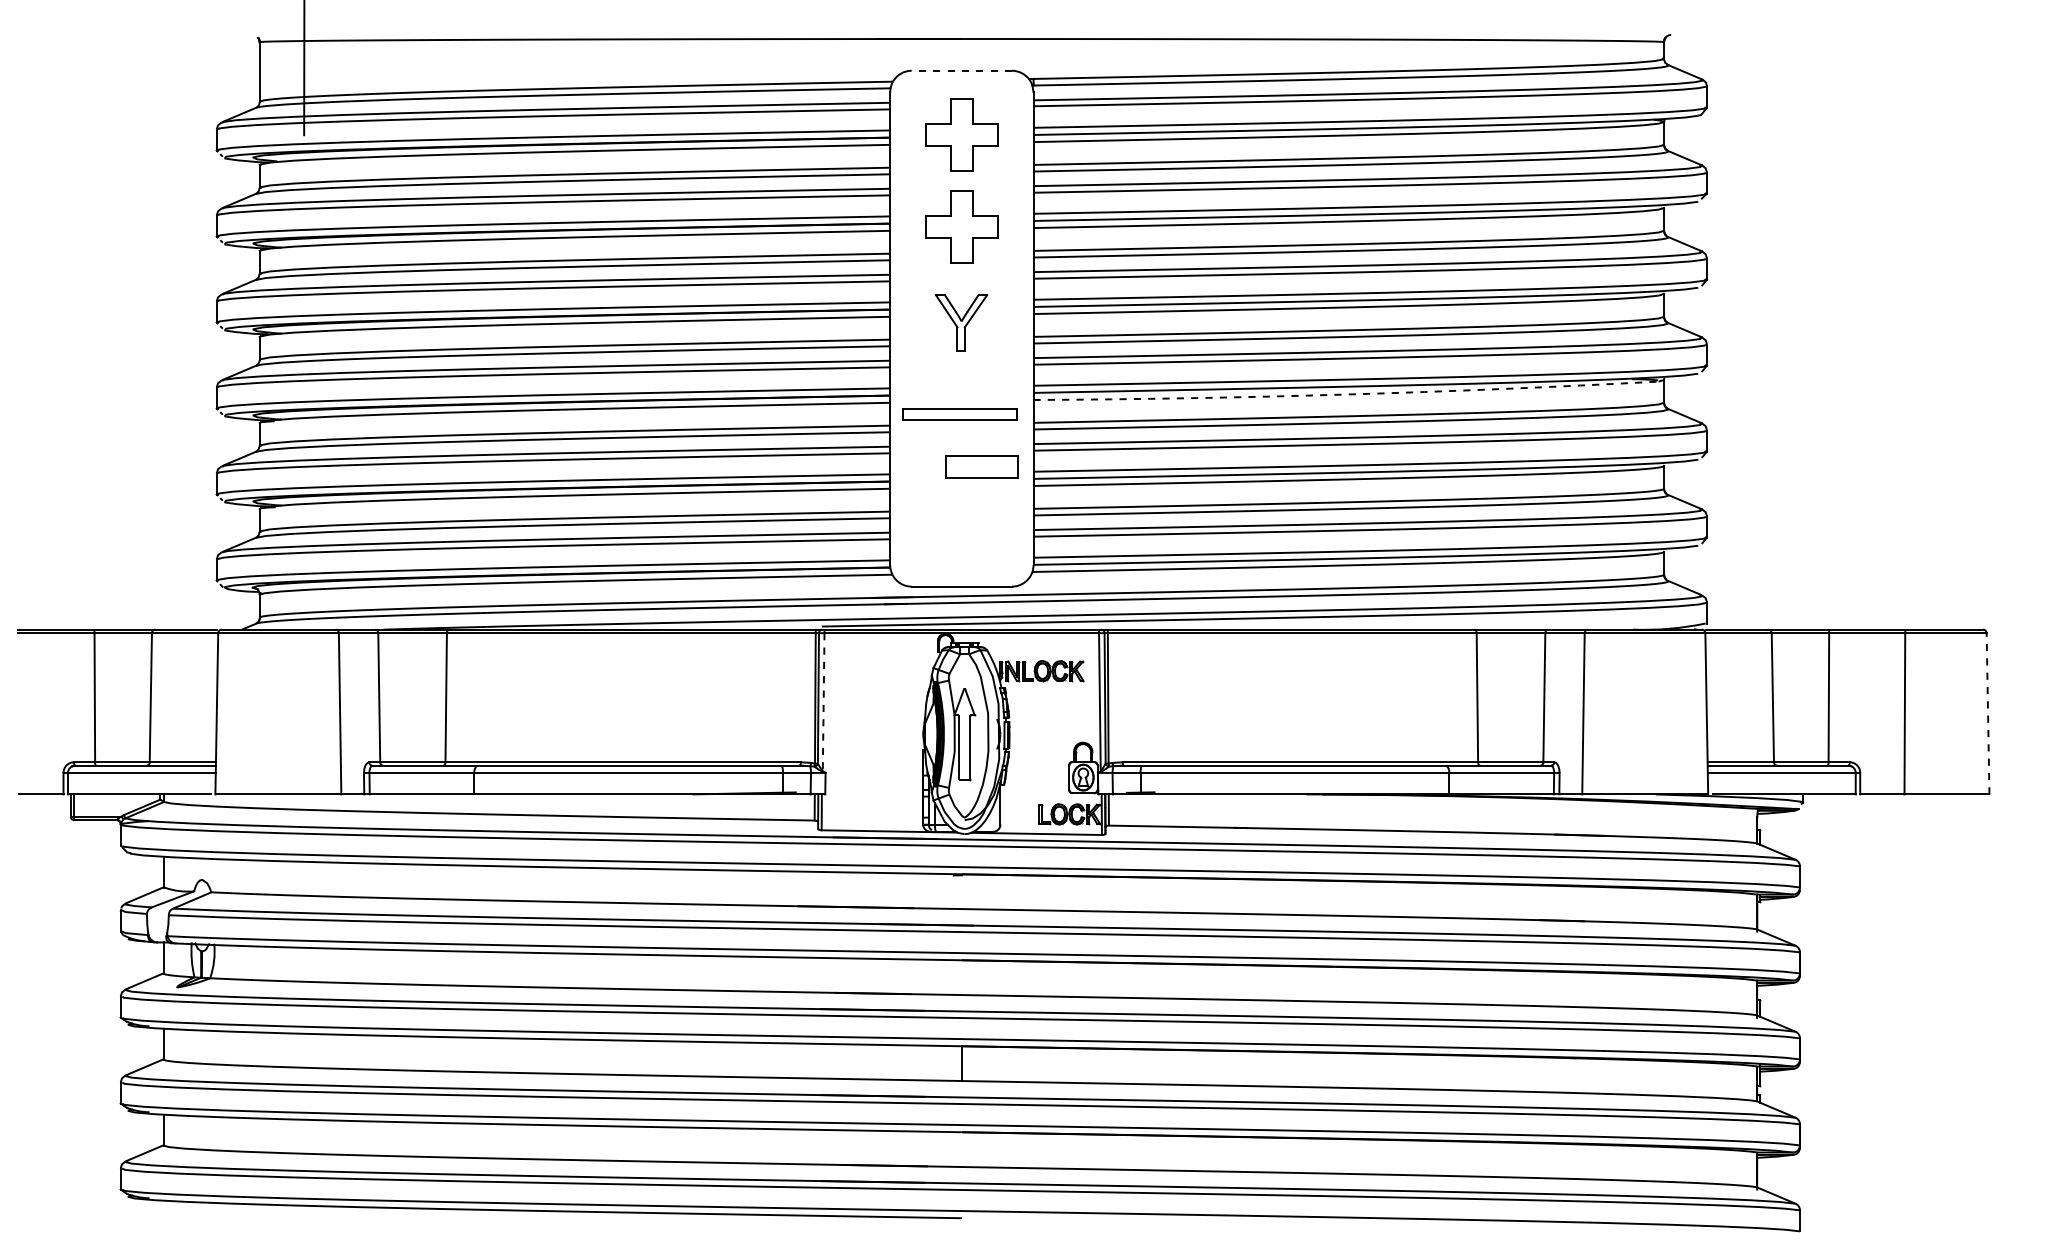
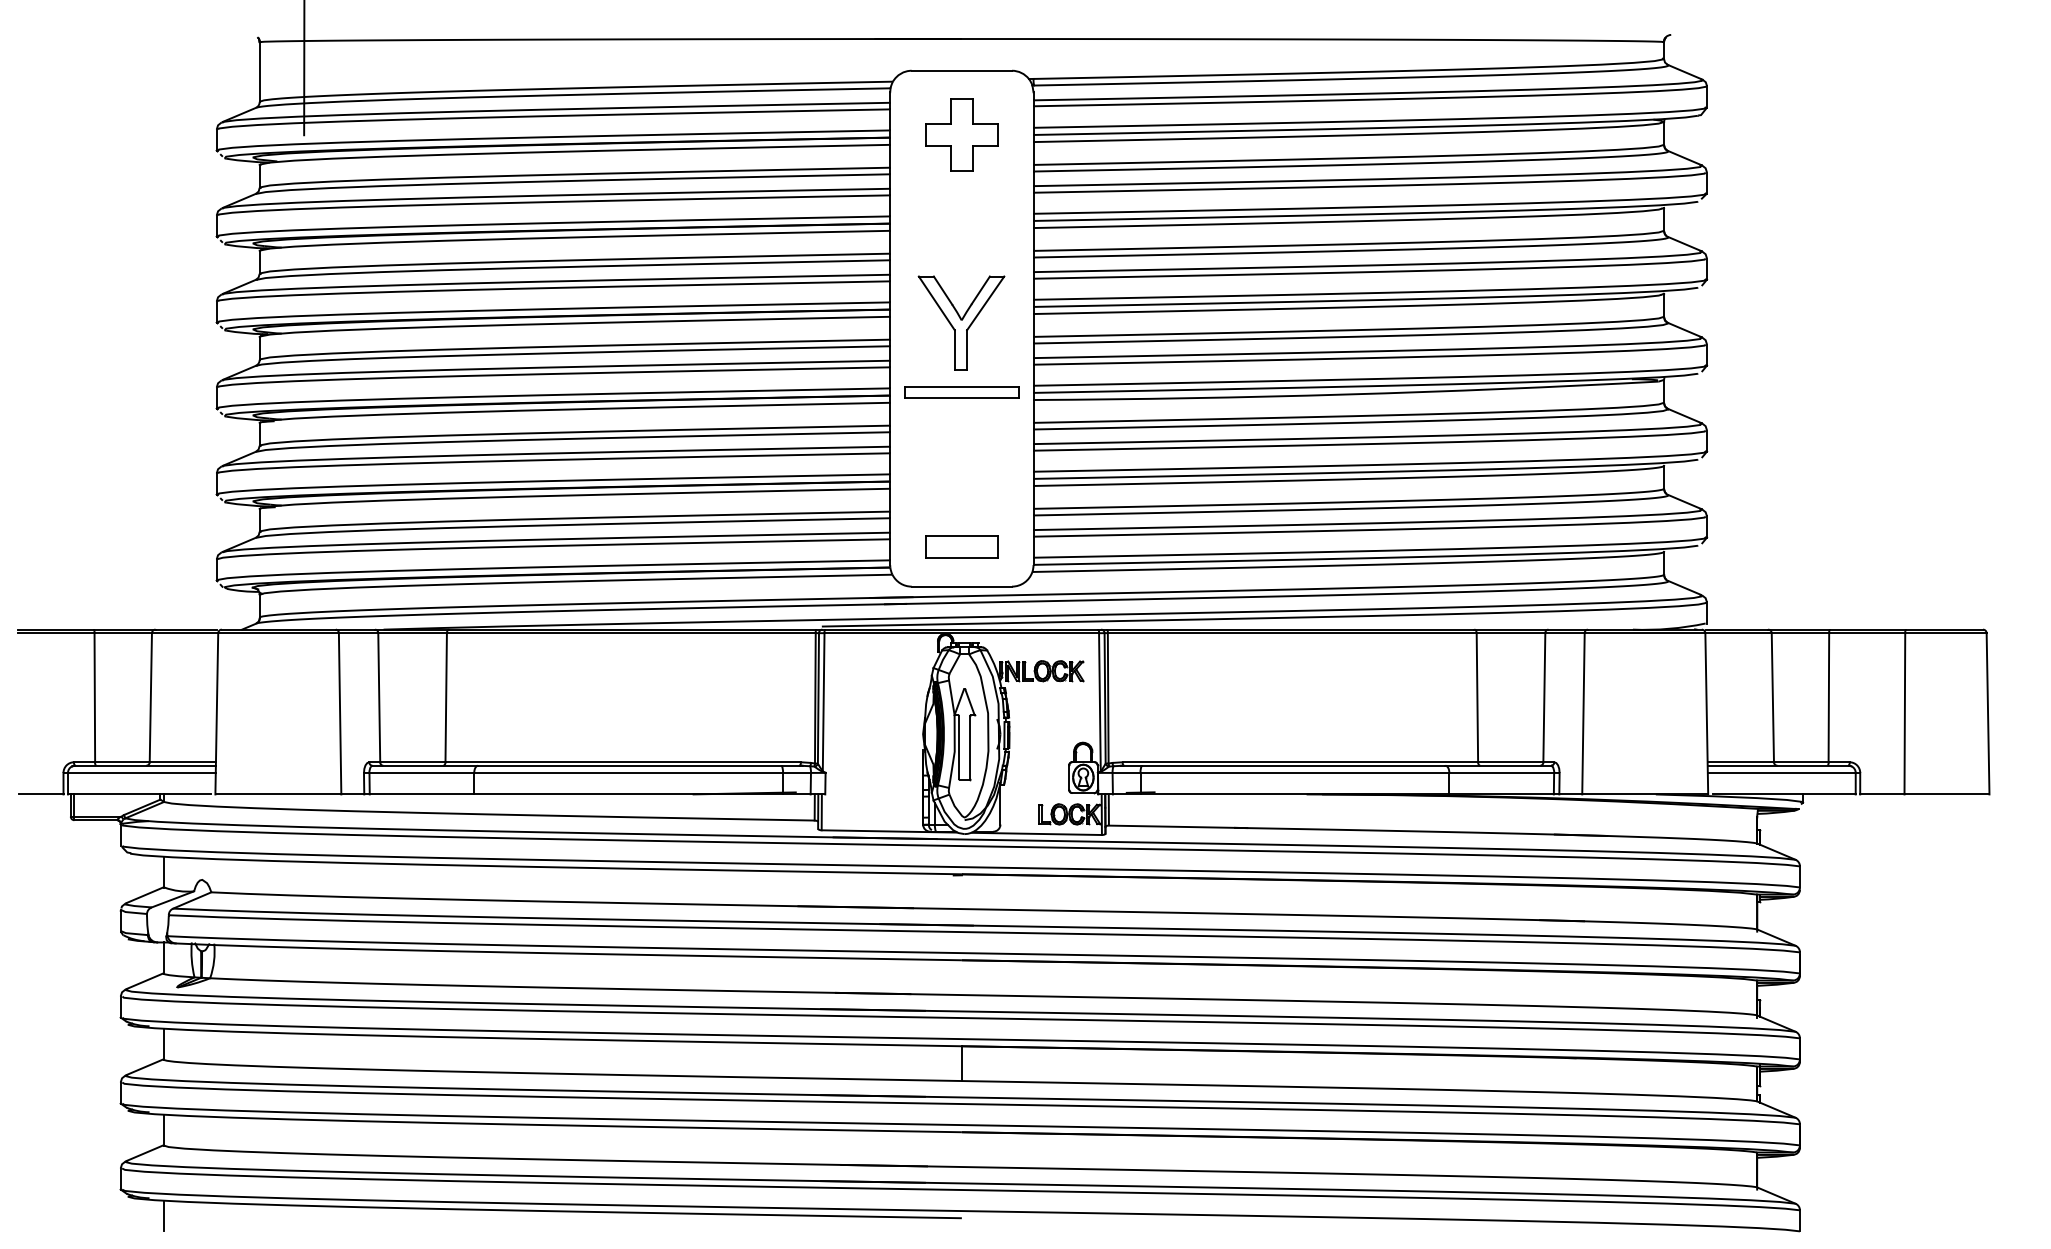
line: dashed -> solid (961, 70)
part: present -> none (961, 226)
part size: 54x58 px -> 89x96 px (961, 322)
arc: dashed -> solid (1346, 394)
part position: (959, 414) -> (961, 392) (961, 392)
part position: (981, 466) -> (961, 546) (961, 546)
line: dashed -> solid (823, 702)
line: dashed -> solid (1988, 713)
line: none -> present (163, 1215)
